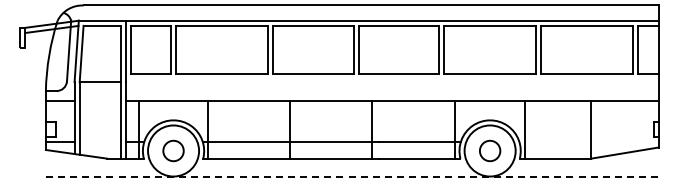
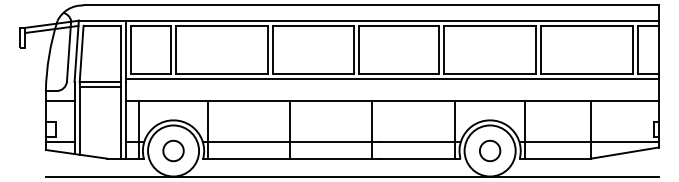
line: none -> present (391, 79)
line: none -> present (99, 87)
line: none -> present (588, 142)
line: dashed -> solid (352, 176)
